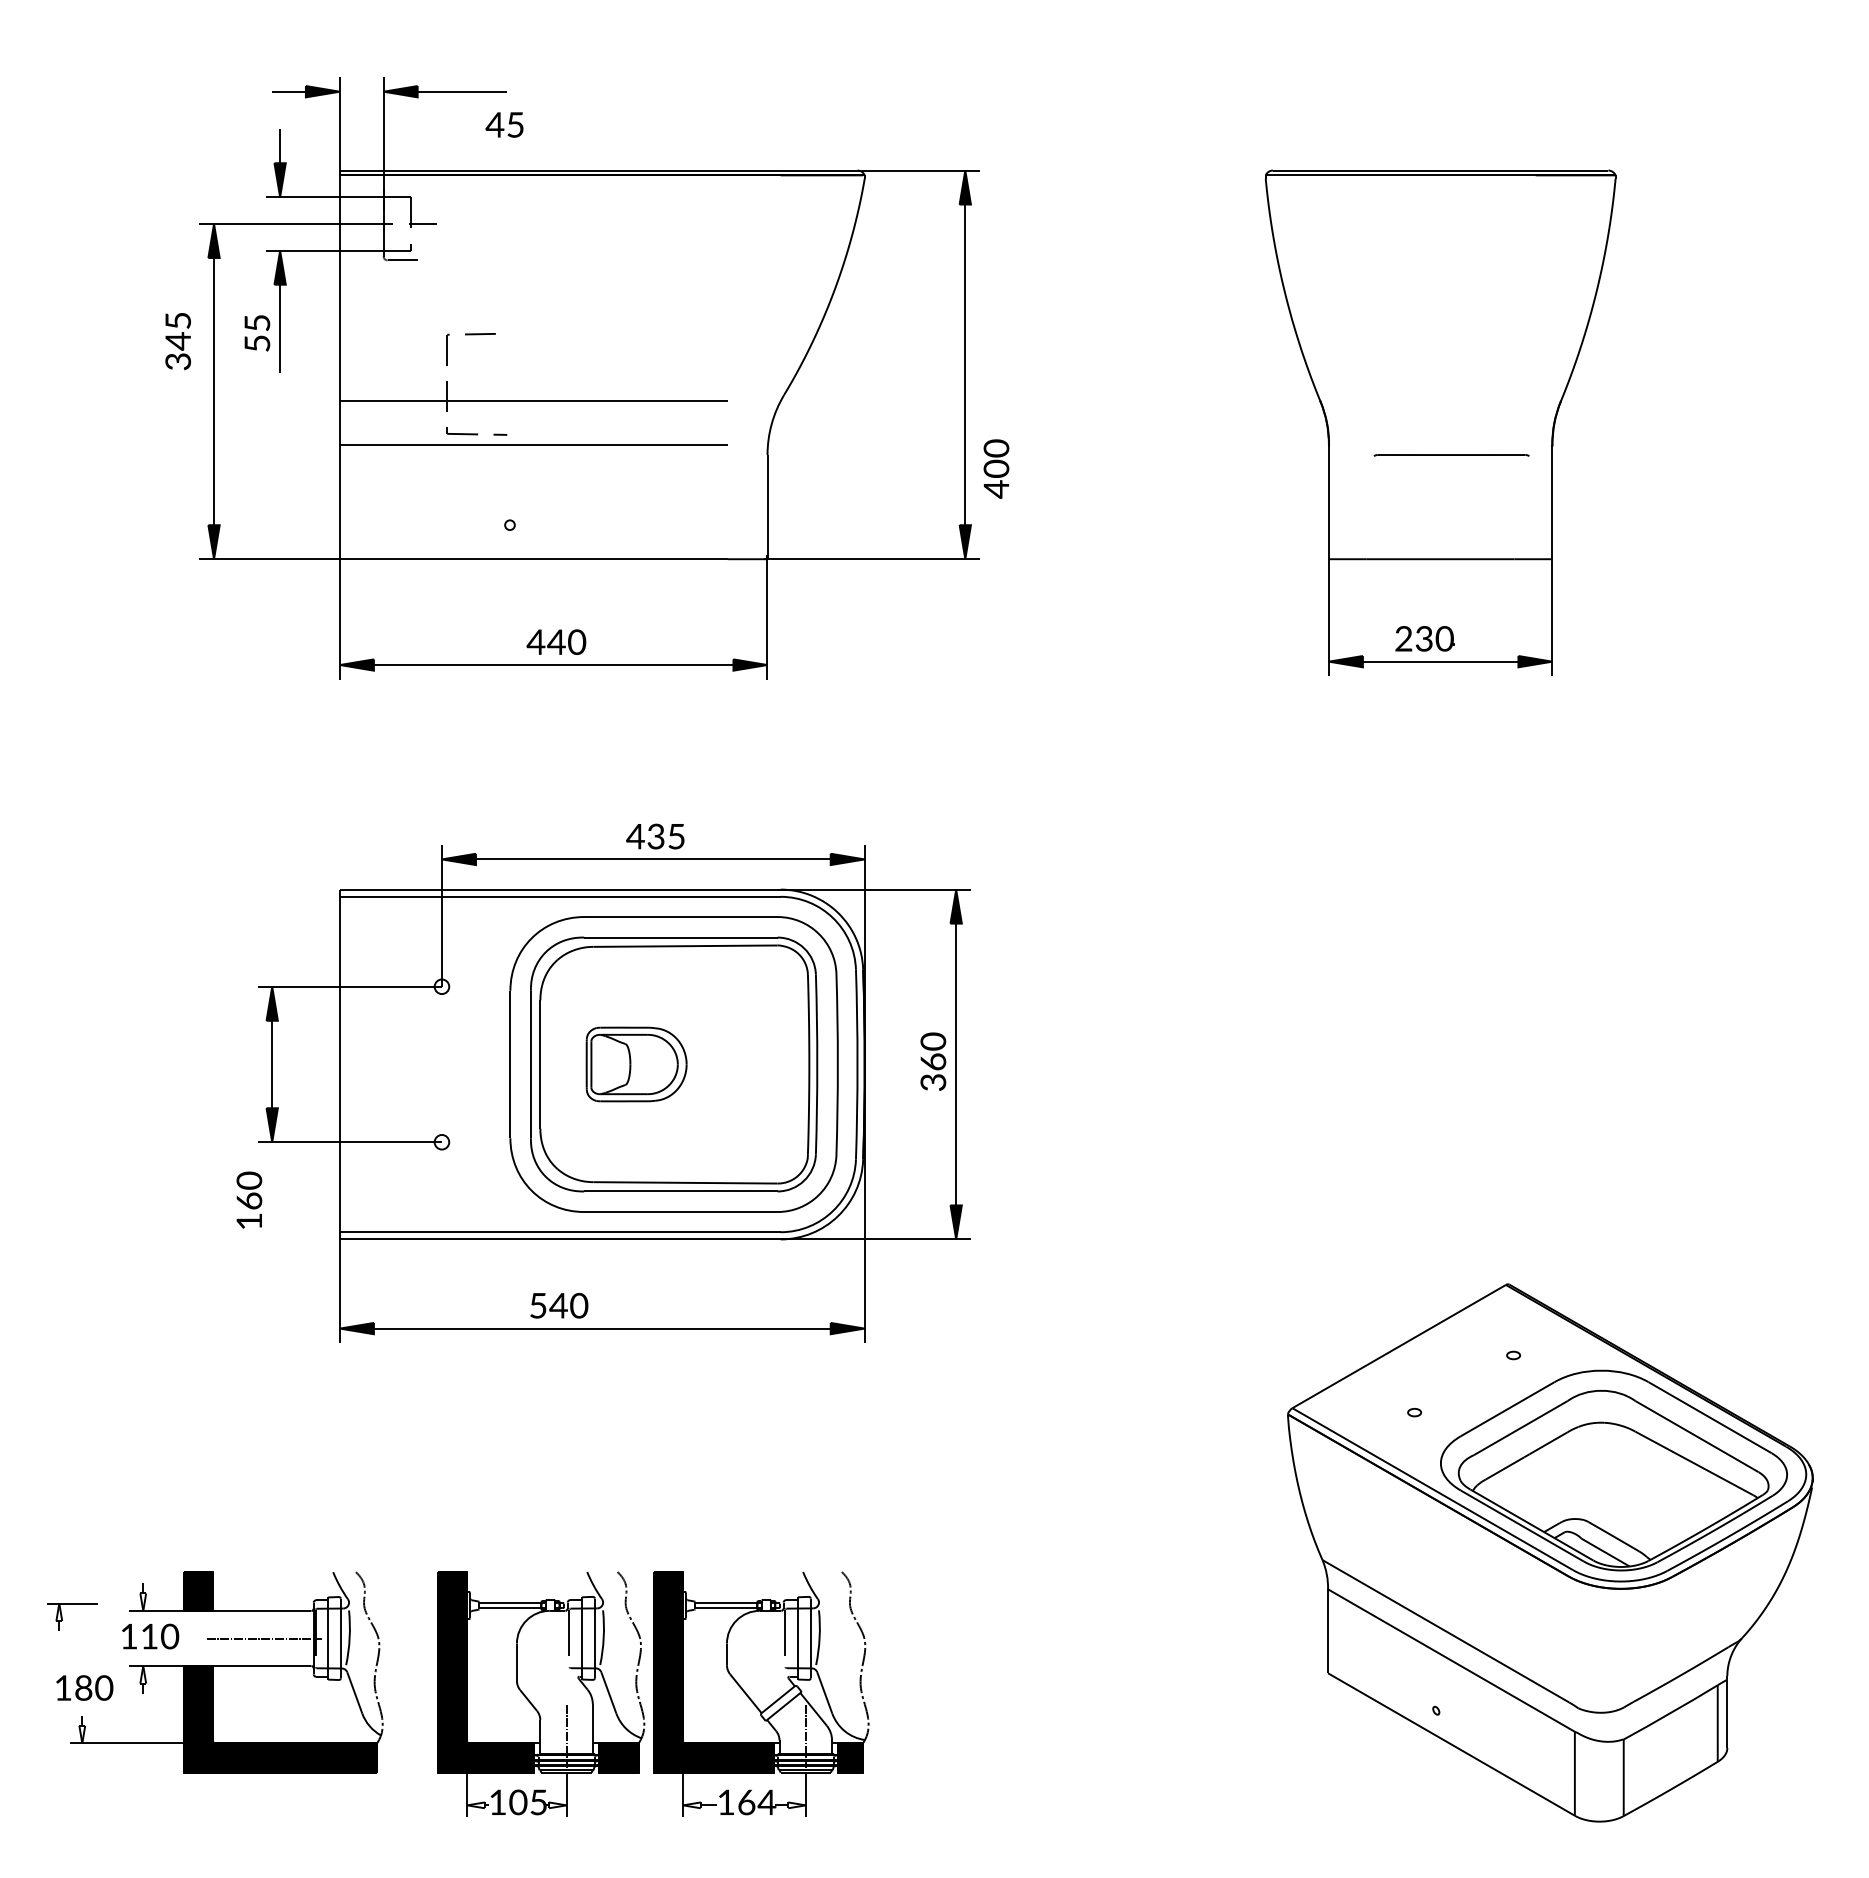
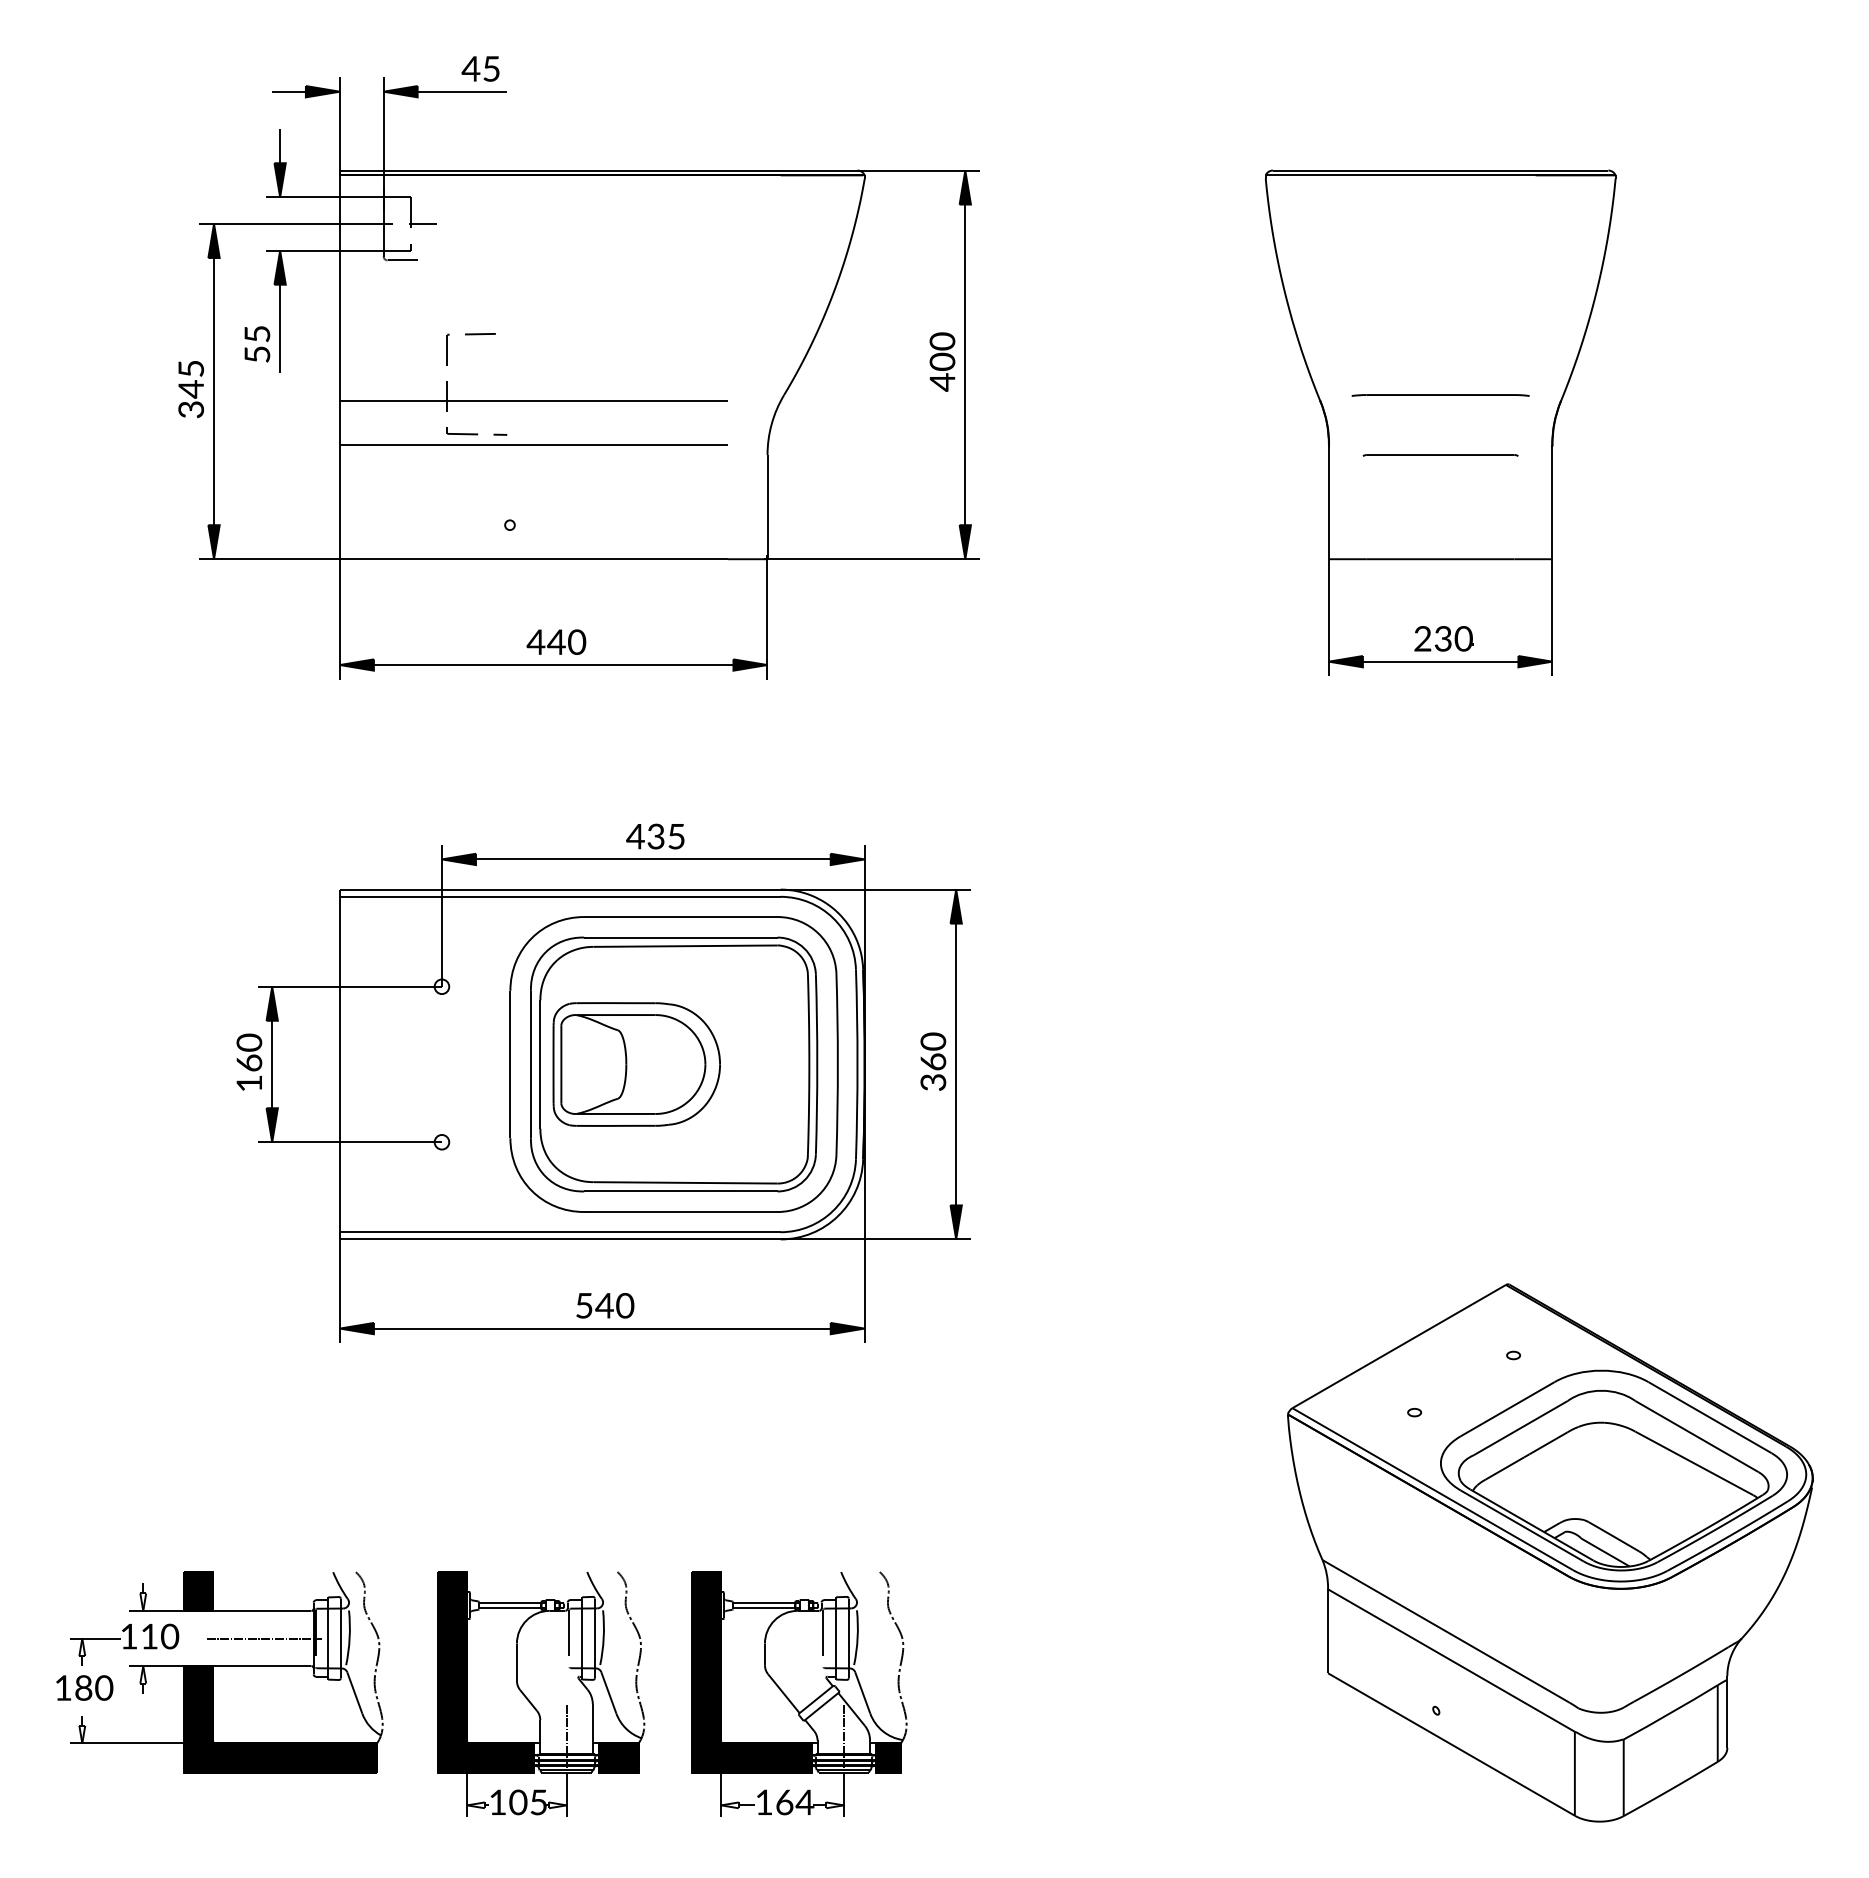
text position: (504, 124) -> (480, 68) (480, 68)
text position: (257, 333) -> (257, 344) (257, 344)
text position: (177, 341) -> (190, 389) (190, 389)
line: none -> present (1440, 395)
line position: (1451, 455) -> (1440, 455) (1440, 455)
text position: (996, 468) -> (942, 361) (942, 361)
part position: (1424, 638) -> (1443, 638) (1443, 638)
part size: 103x77 px -> 169x125 px (636, 1064)
text position: (249, 1199) -> (249, 1061) (249, 1061)
text position: (559, 1305) -> (605, 1305) (605, 1305)
part position: (62, 1616) -> (85, 1651) (85, 1651)
part position: (761, 1693) -> (799, 1693) (799, 1693)
